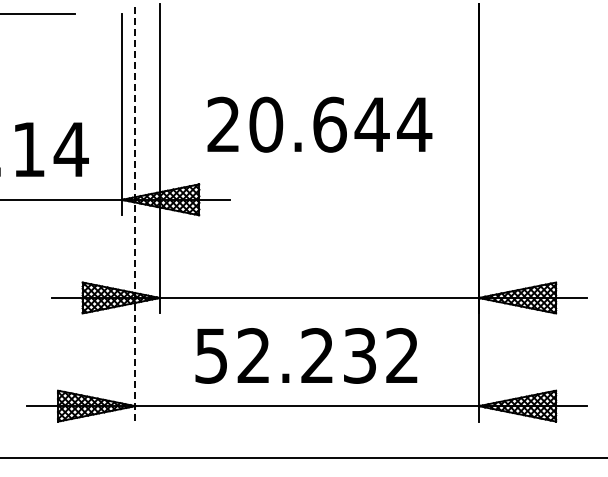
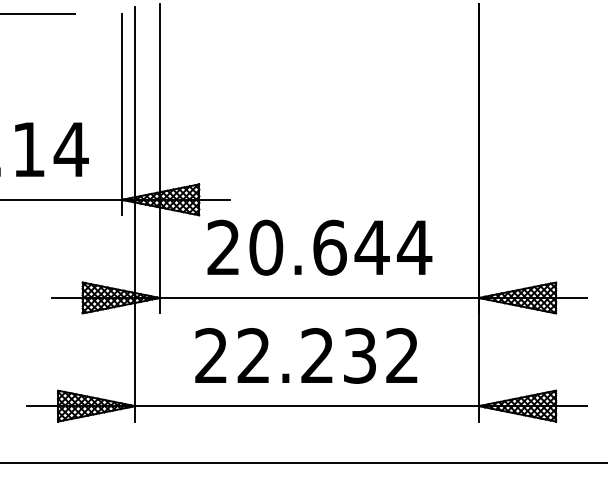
text position: (319, 124) -> (319, 247) (319, 247)
line: dashed -> solid (135, 214)
text: 52.232 -> 22.232 (210, 355)
line position: (303, 457) -> (303, 462) (303, 462)
